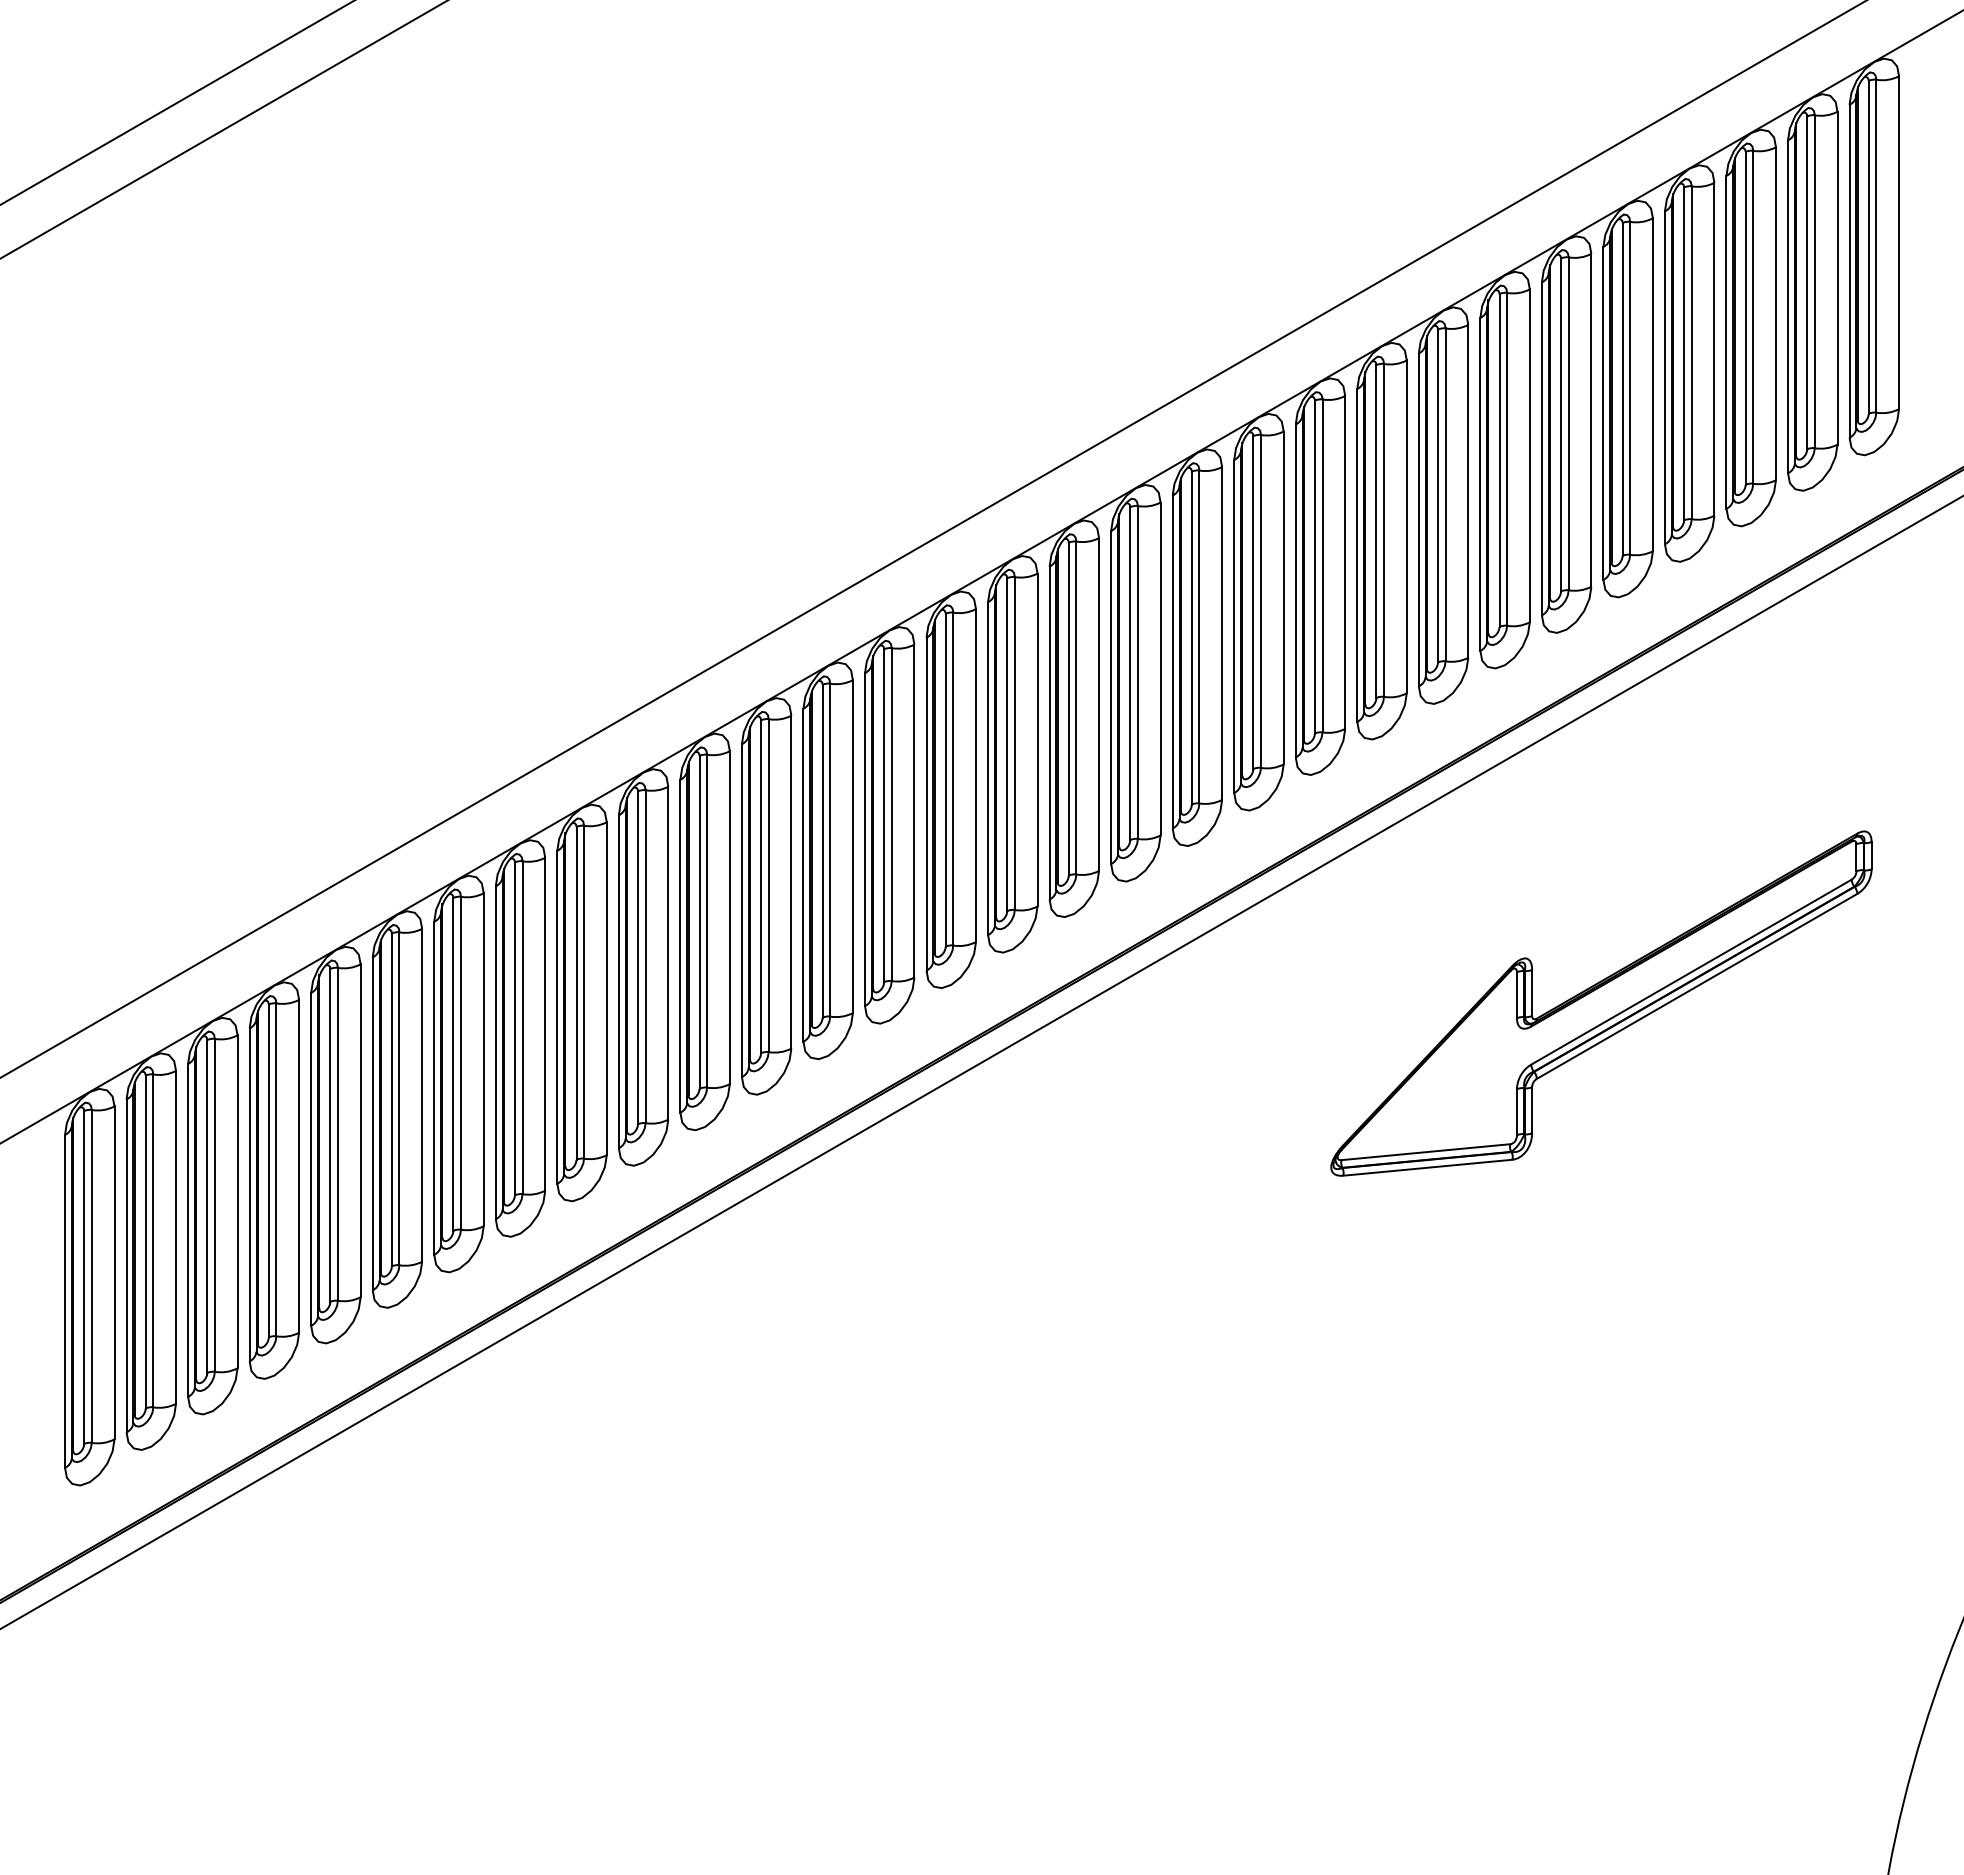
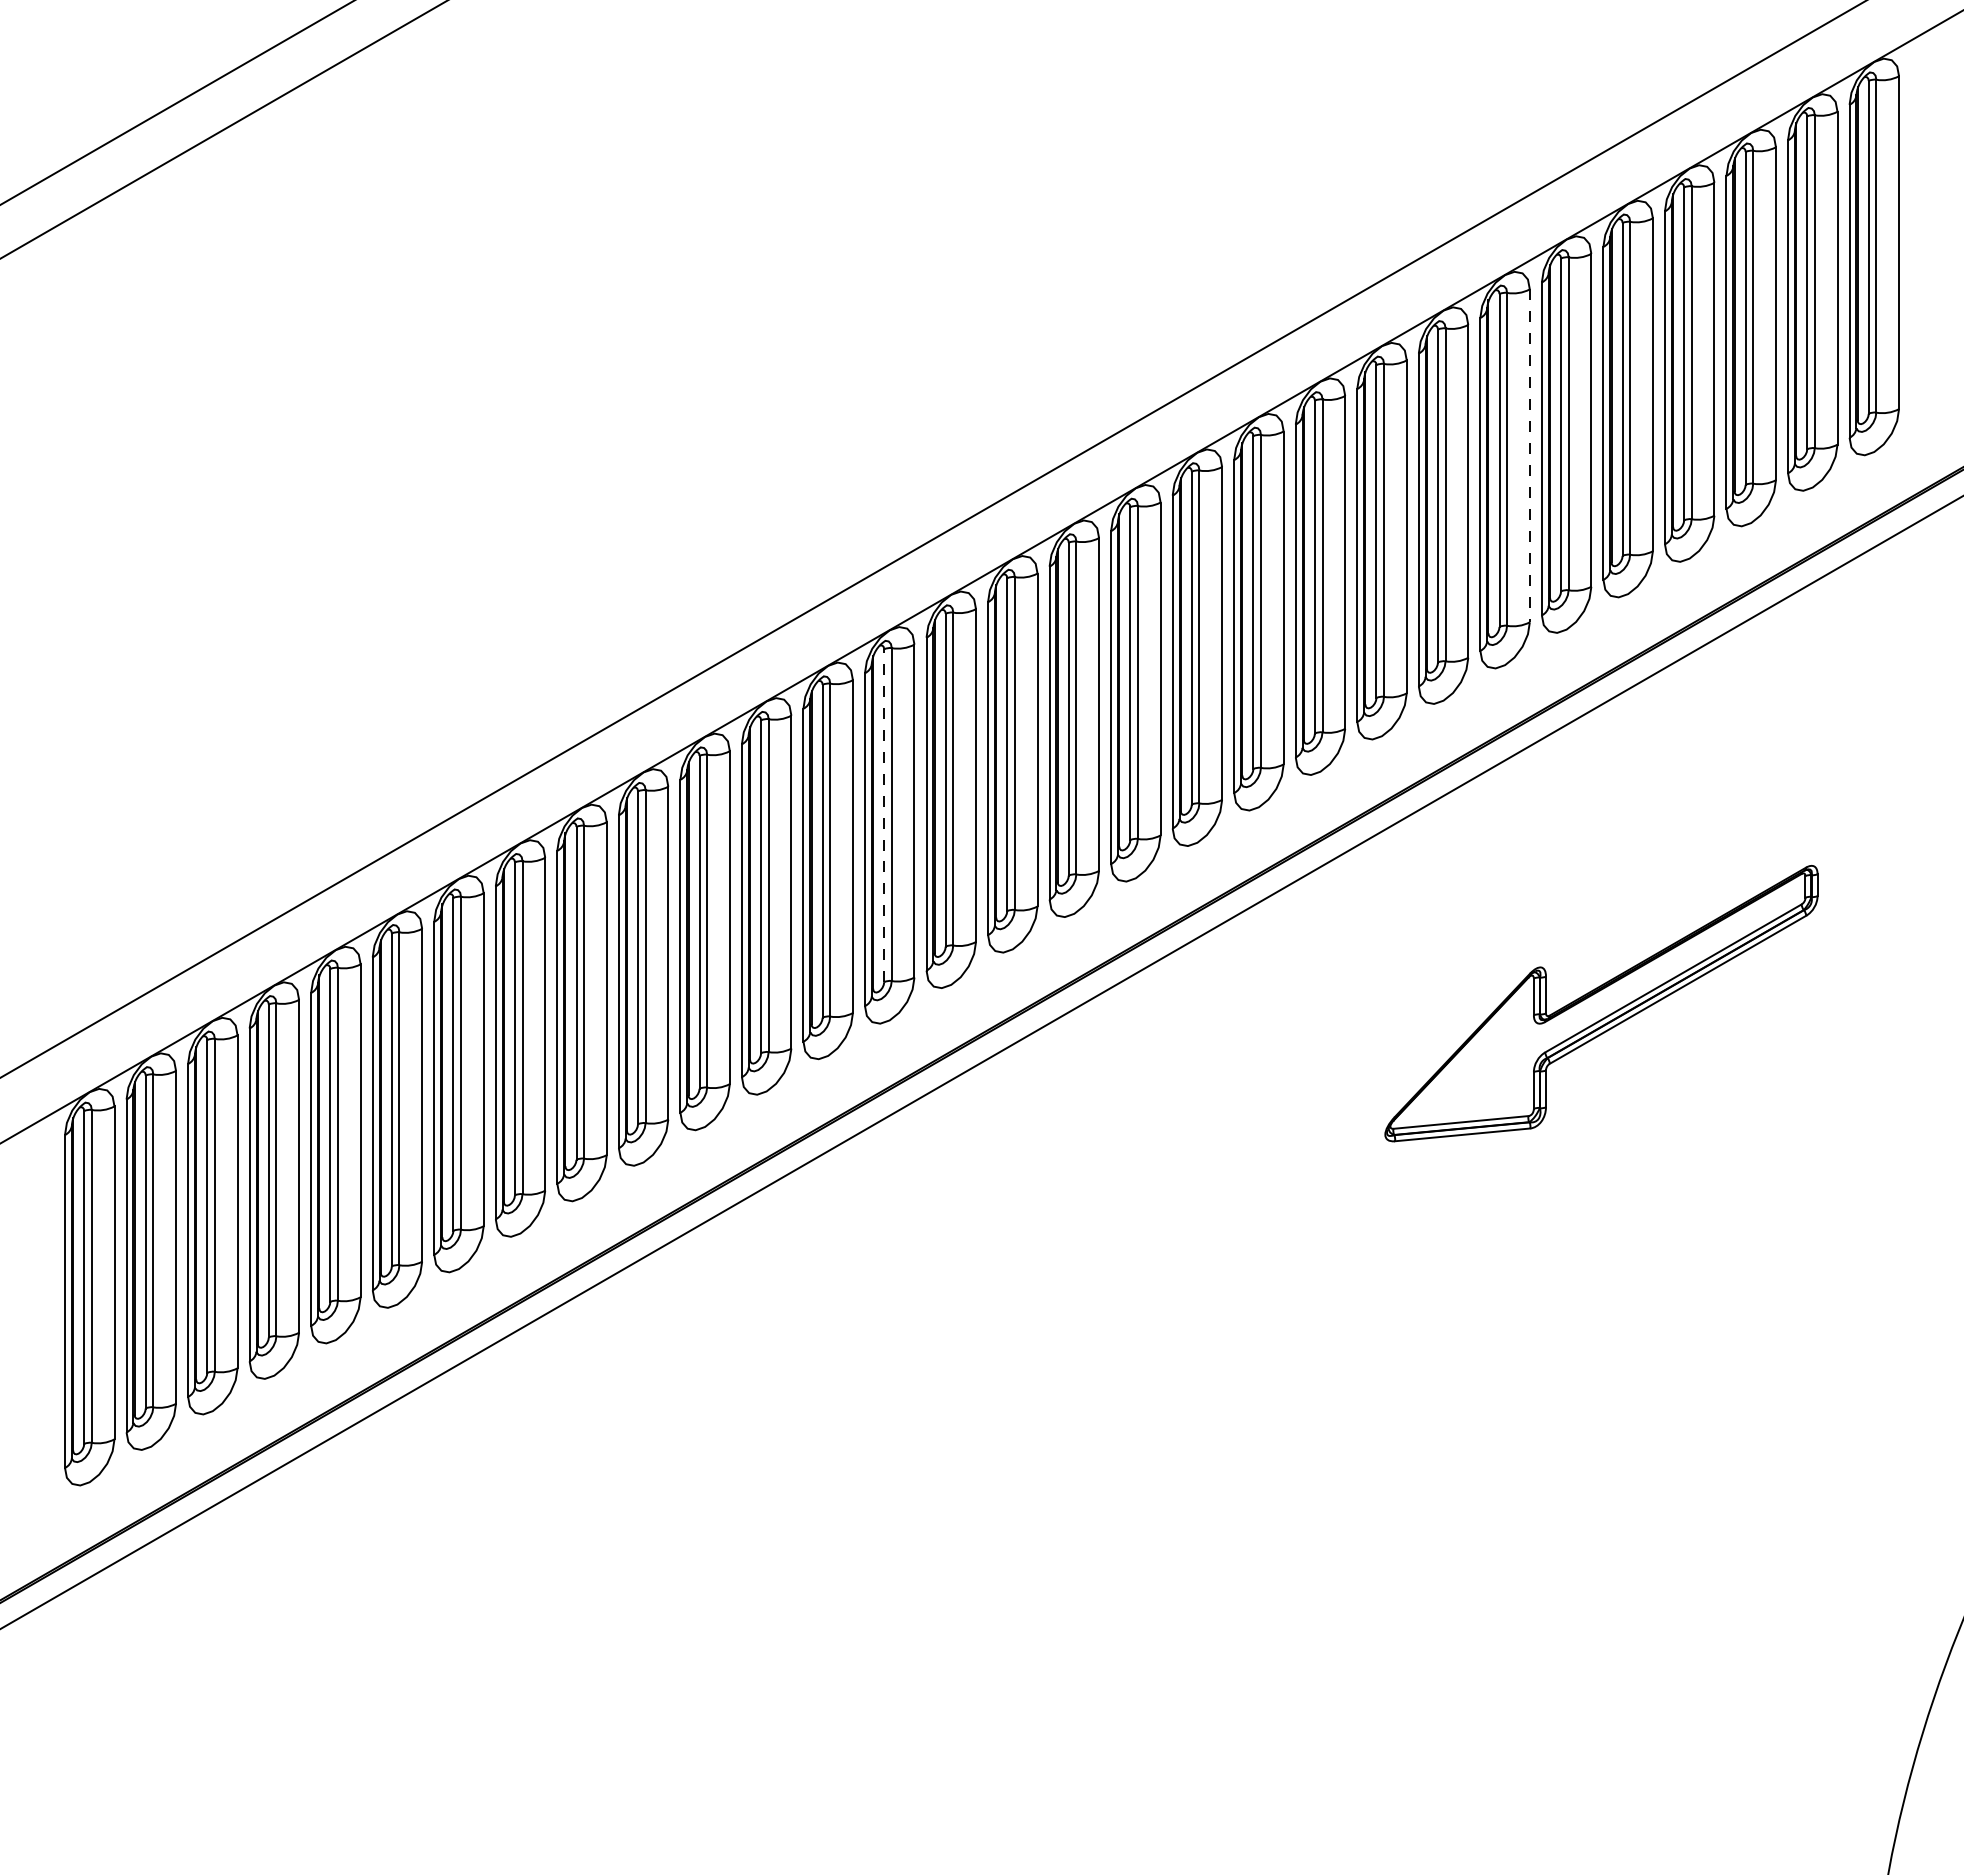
line: solid -> dashed (1529, 456)
line: solid -> dashed (884, 815)
part size: 543x347 px -> 435x278 px (1601, 1003)
